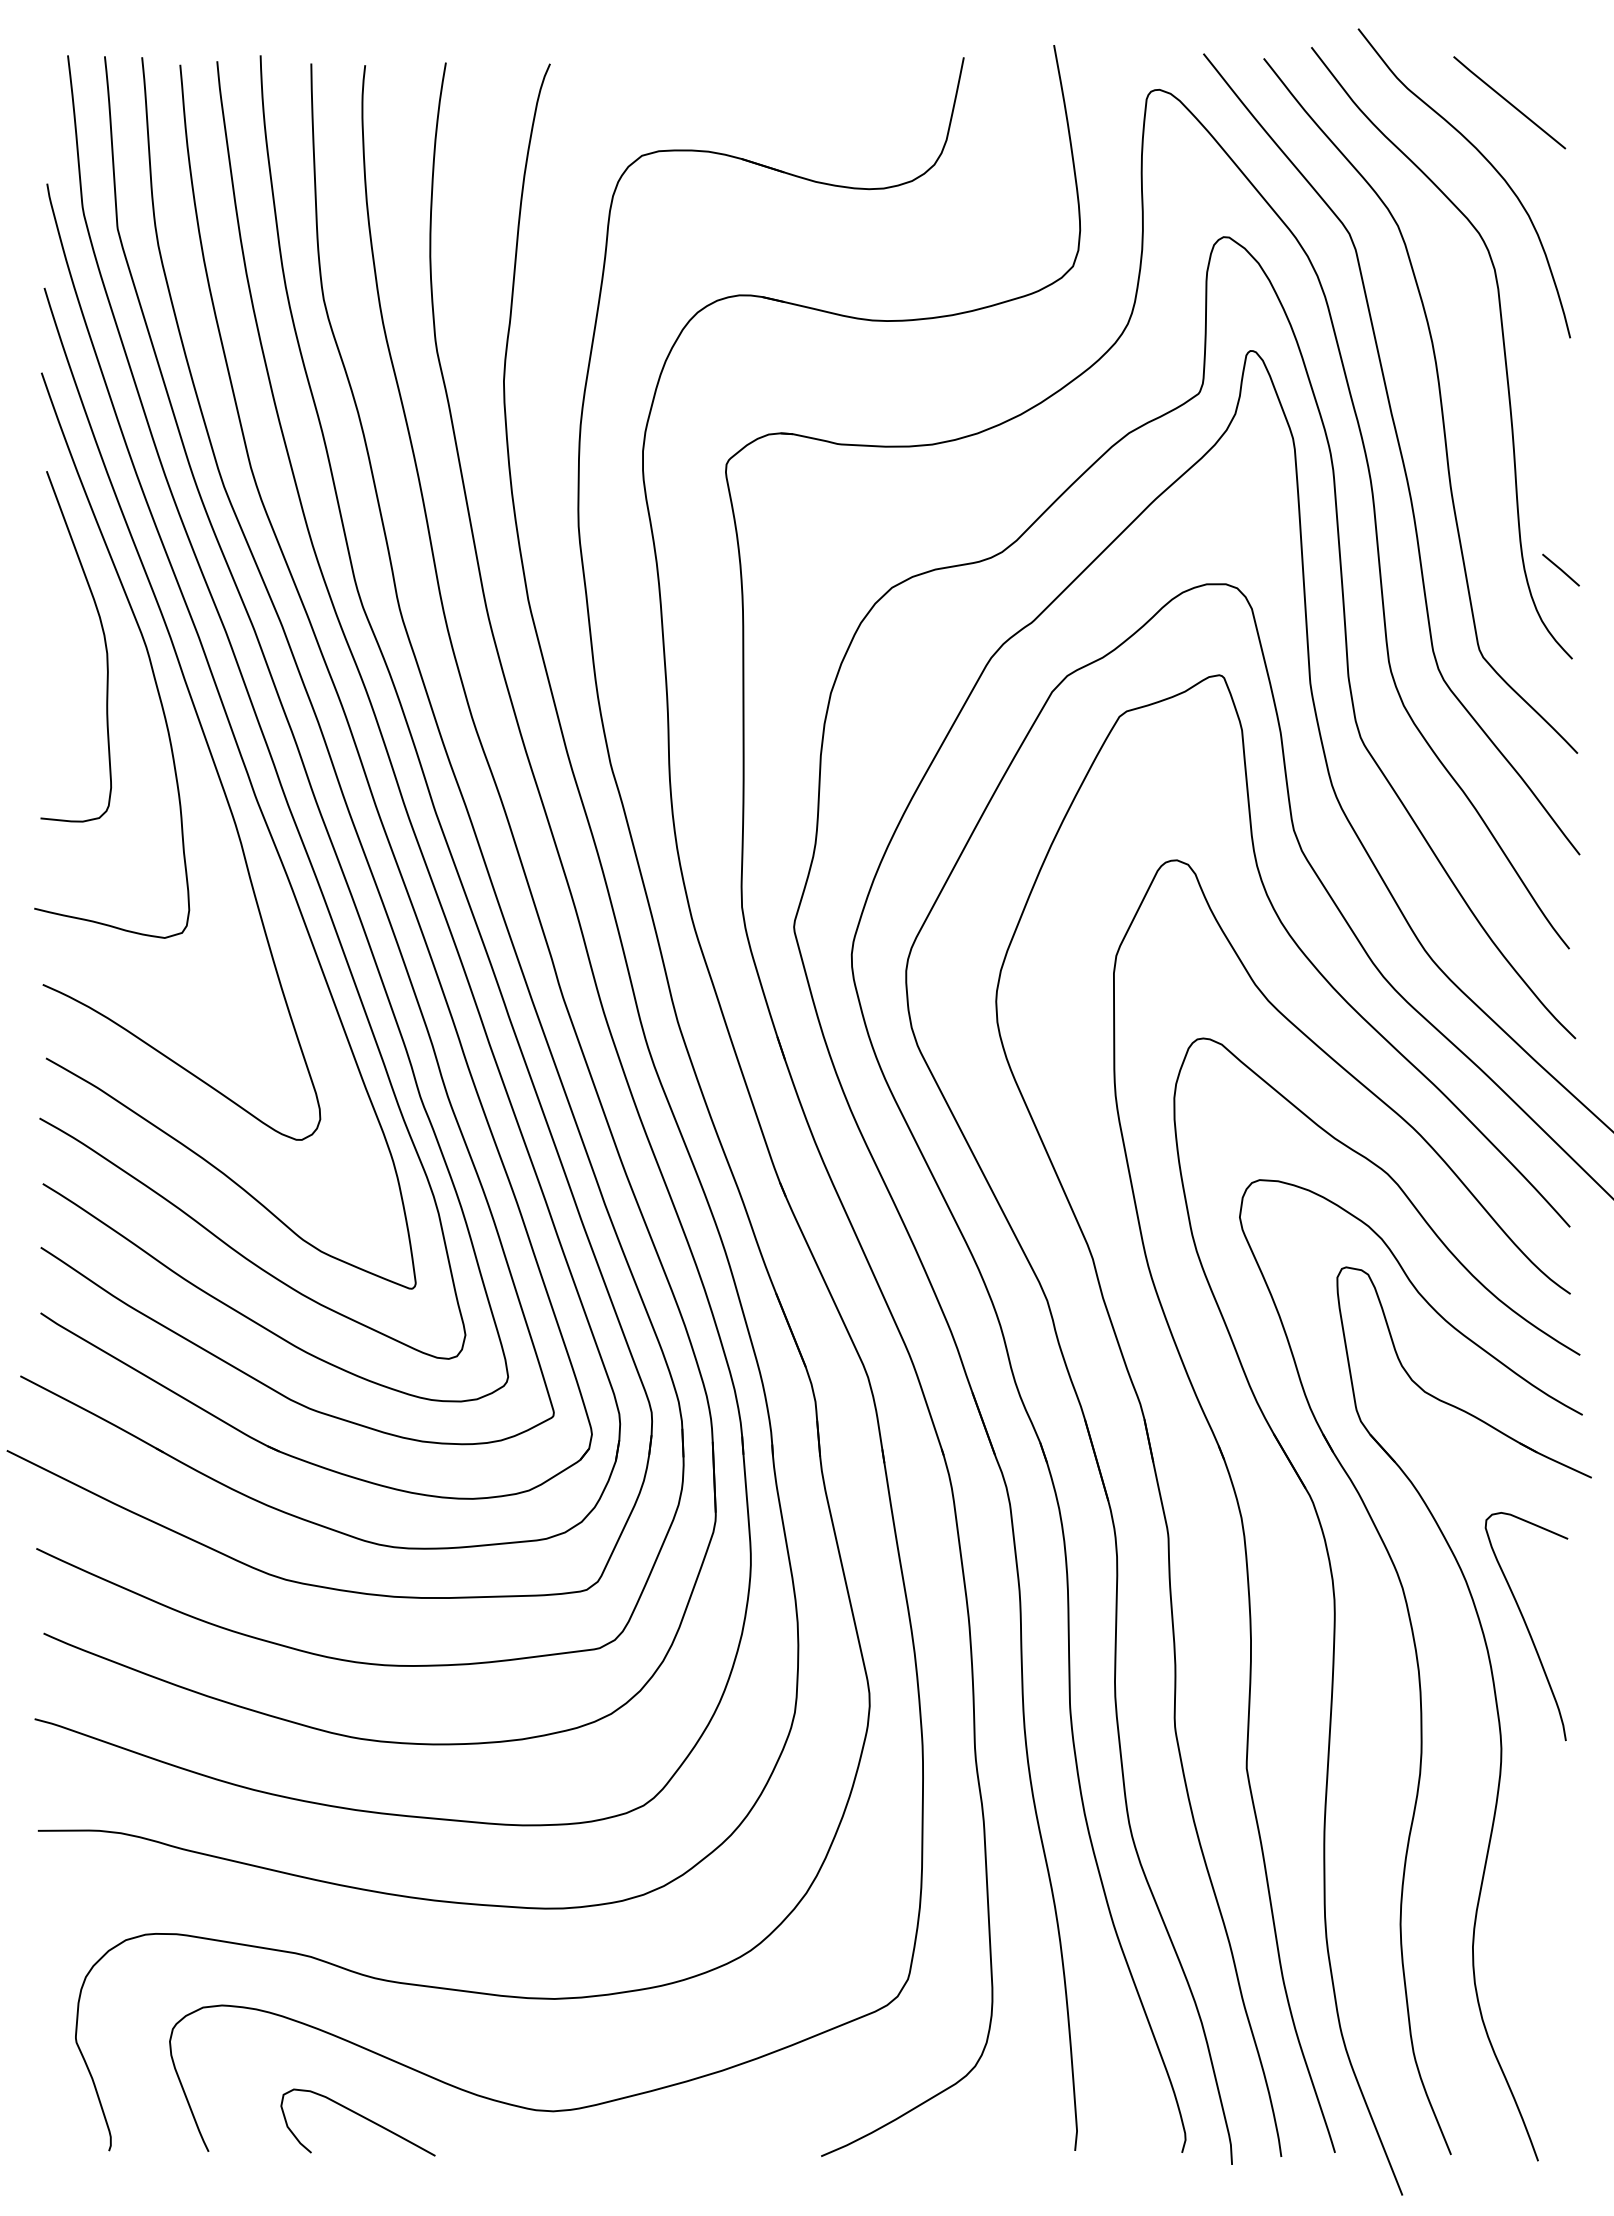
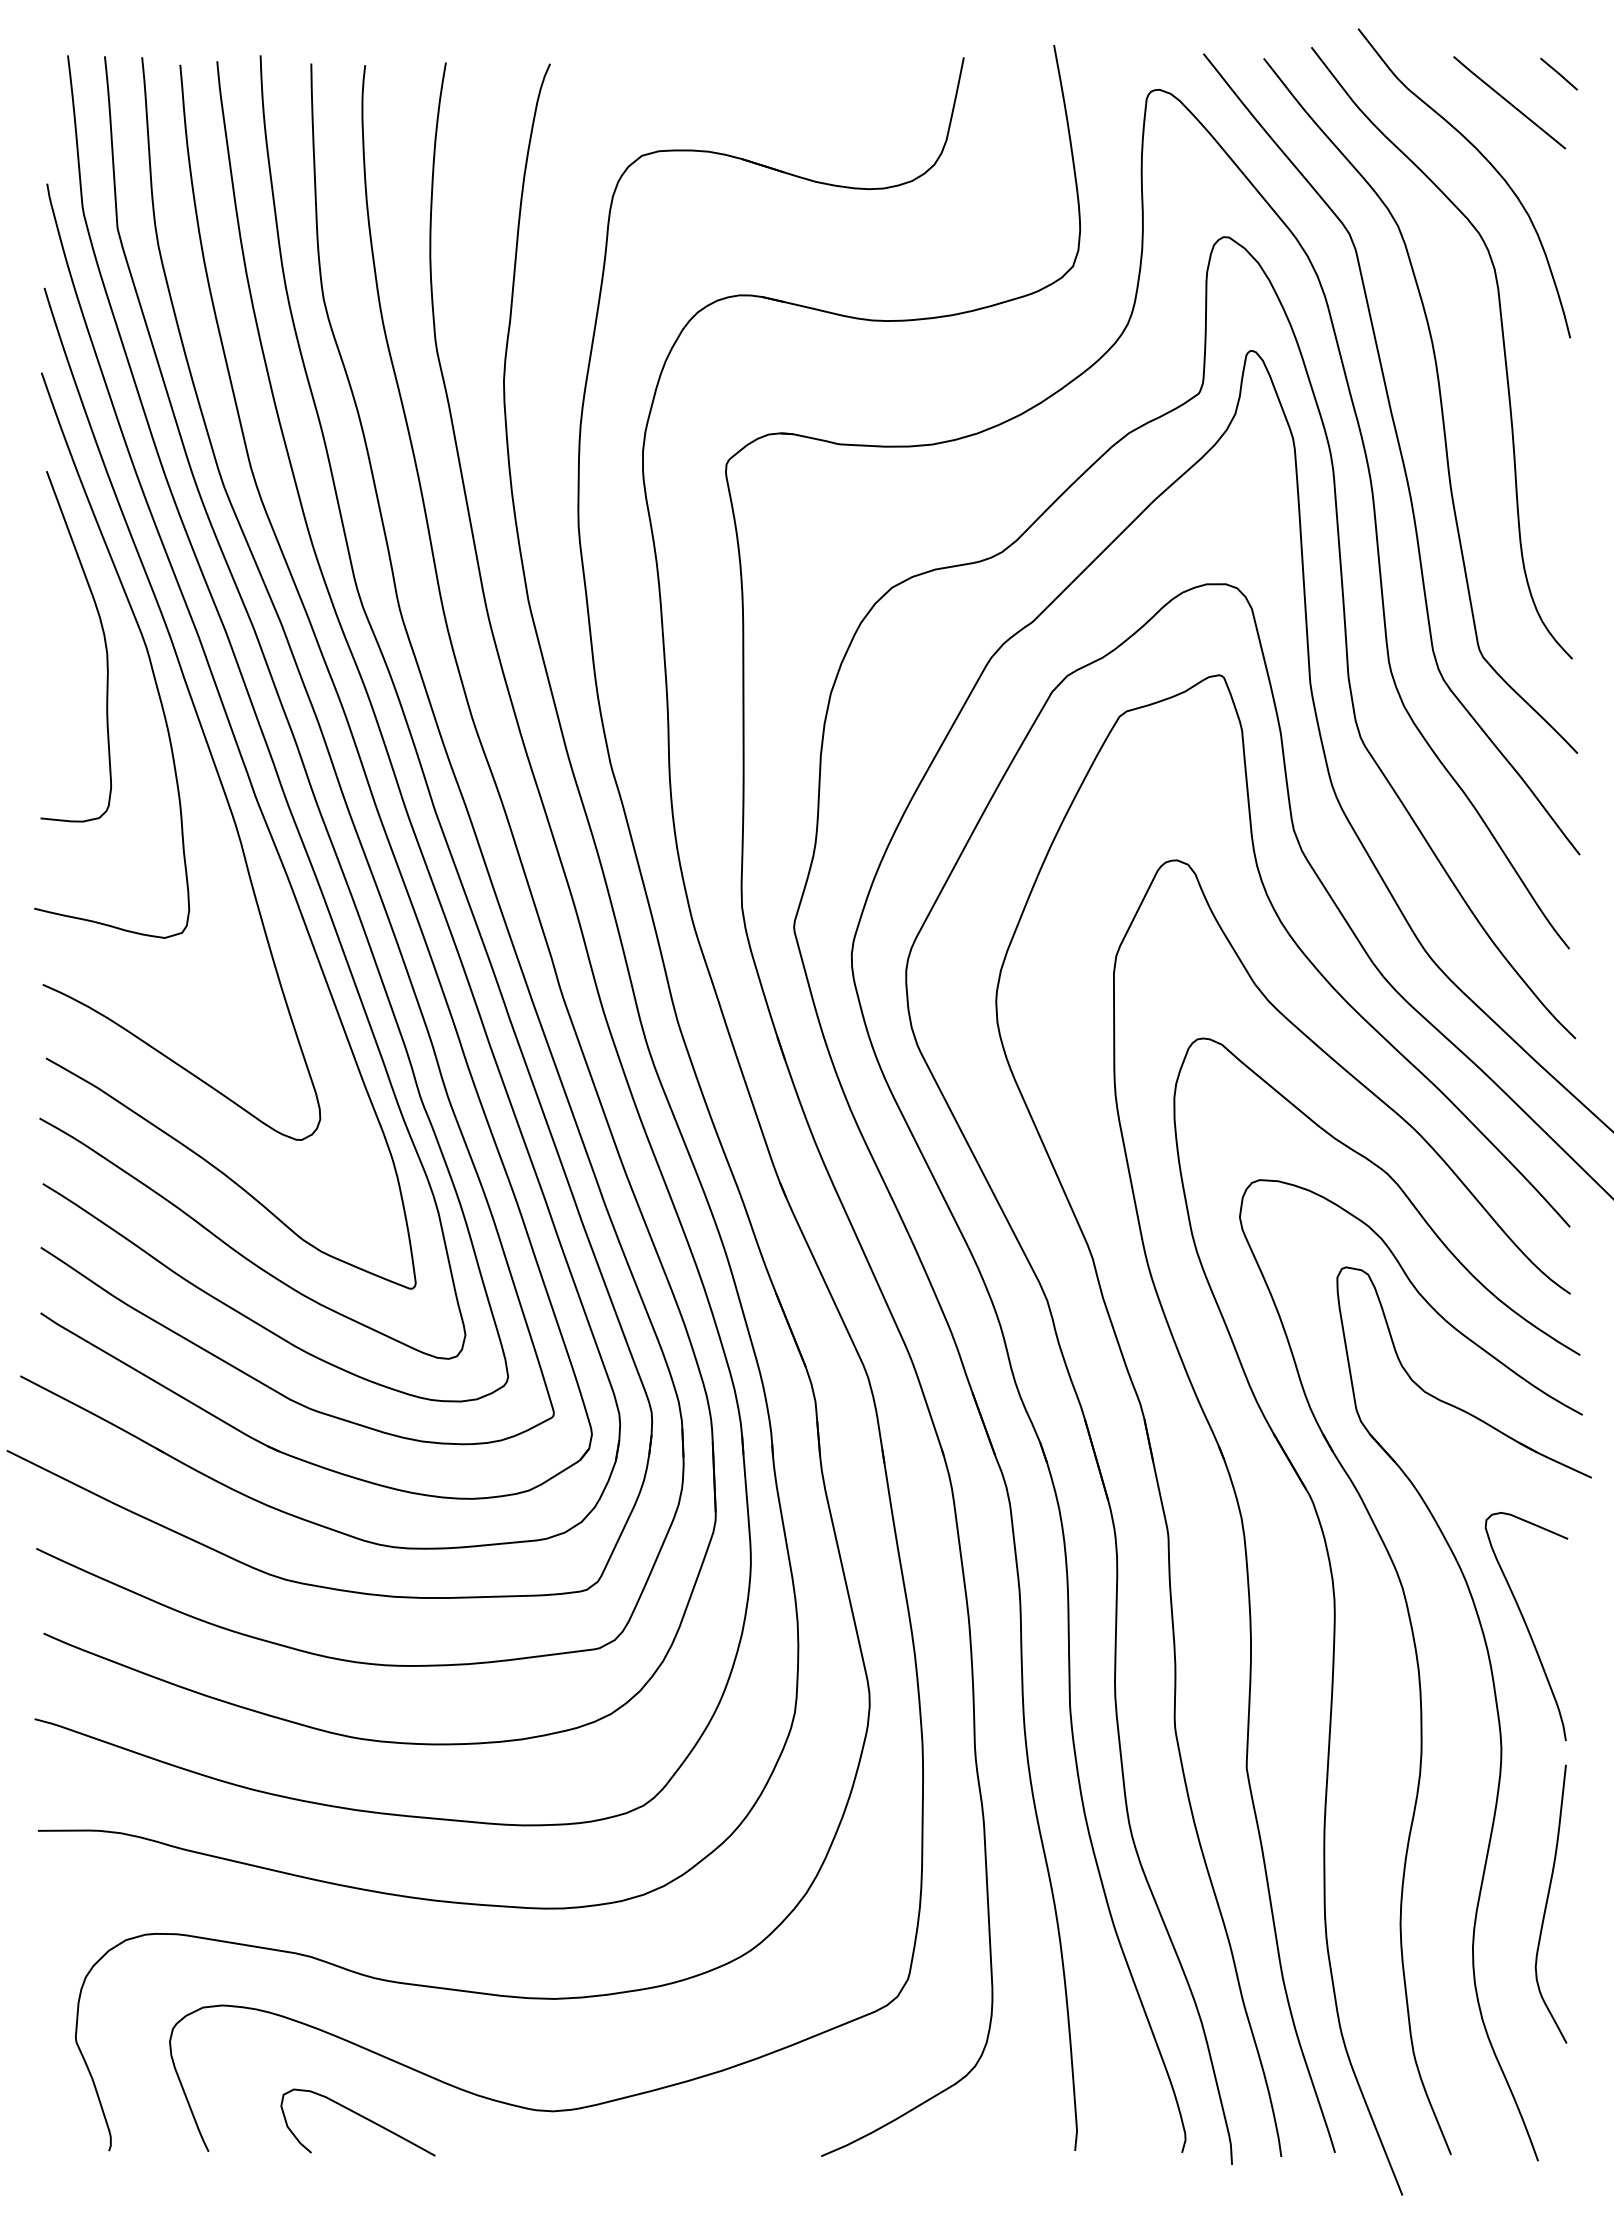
line position: (1560, 569) -> (1558, 73) (1558, 73)
curve: none -> present (1547, 1903)
